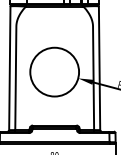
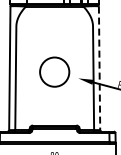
line: solid -> dashed (99, 68)
circle diameter: 49 px -> 29 px (54, 71)
